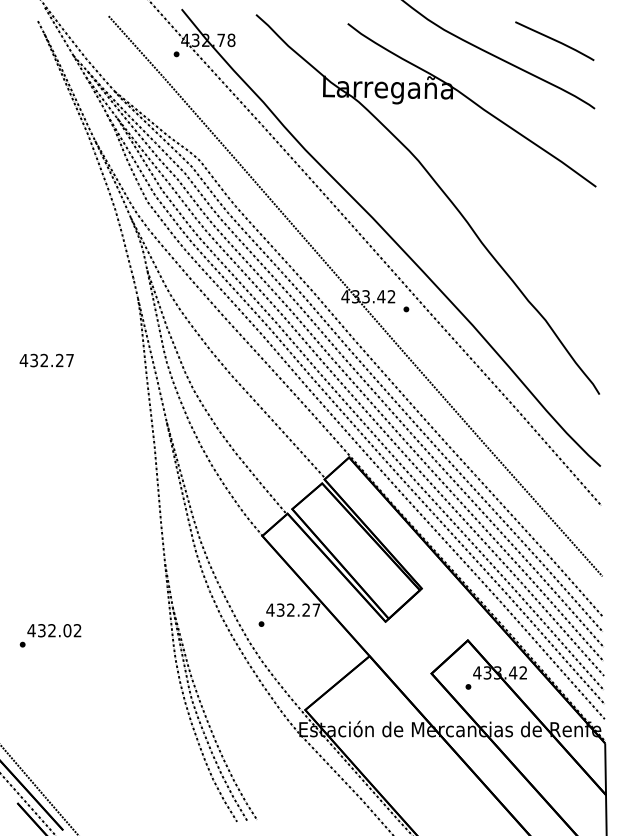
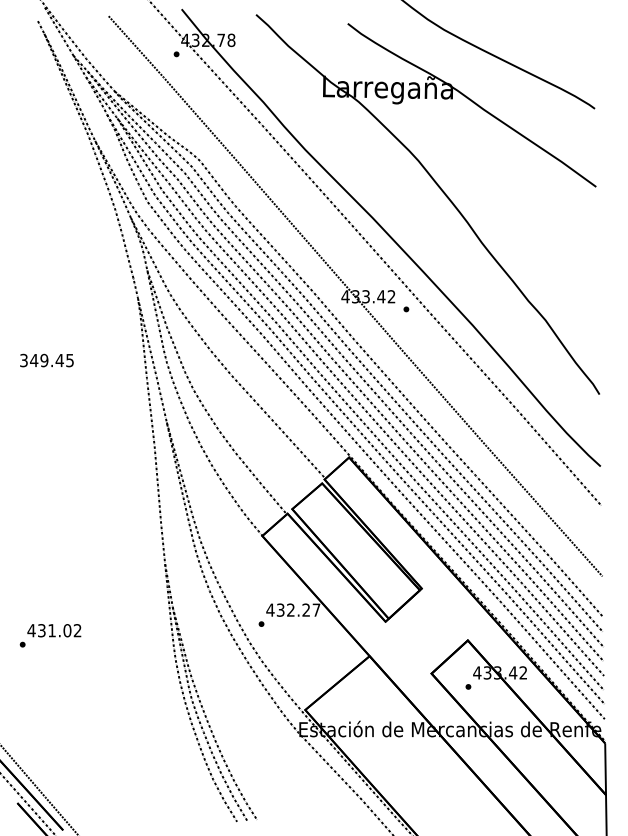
curve: present -> none (554, 40)
text: 432.27 -> 349.45 (46, 360)
text: 432.02 -> 431.02 (51, 630)
